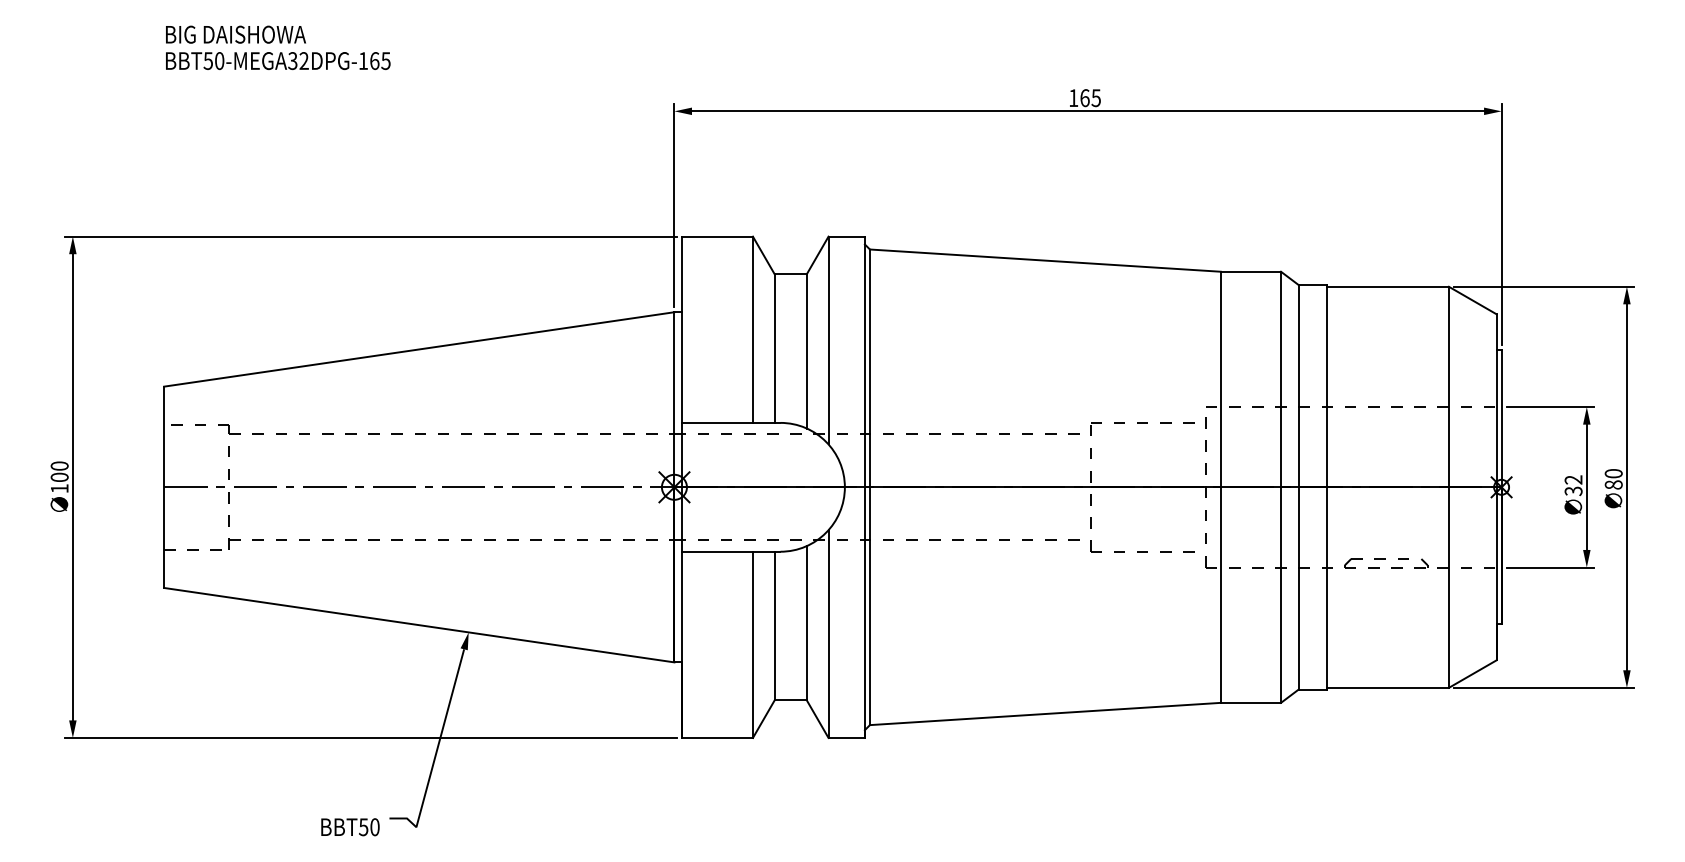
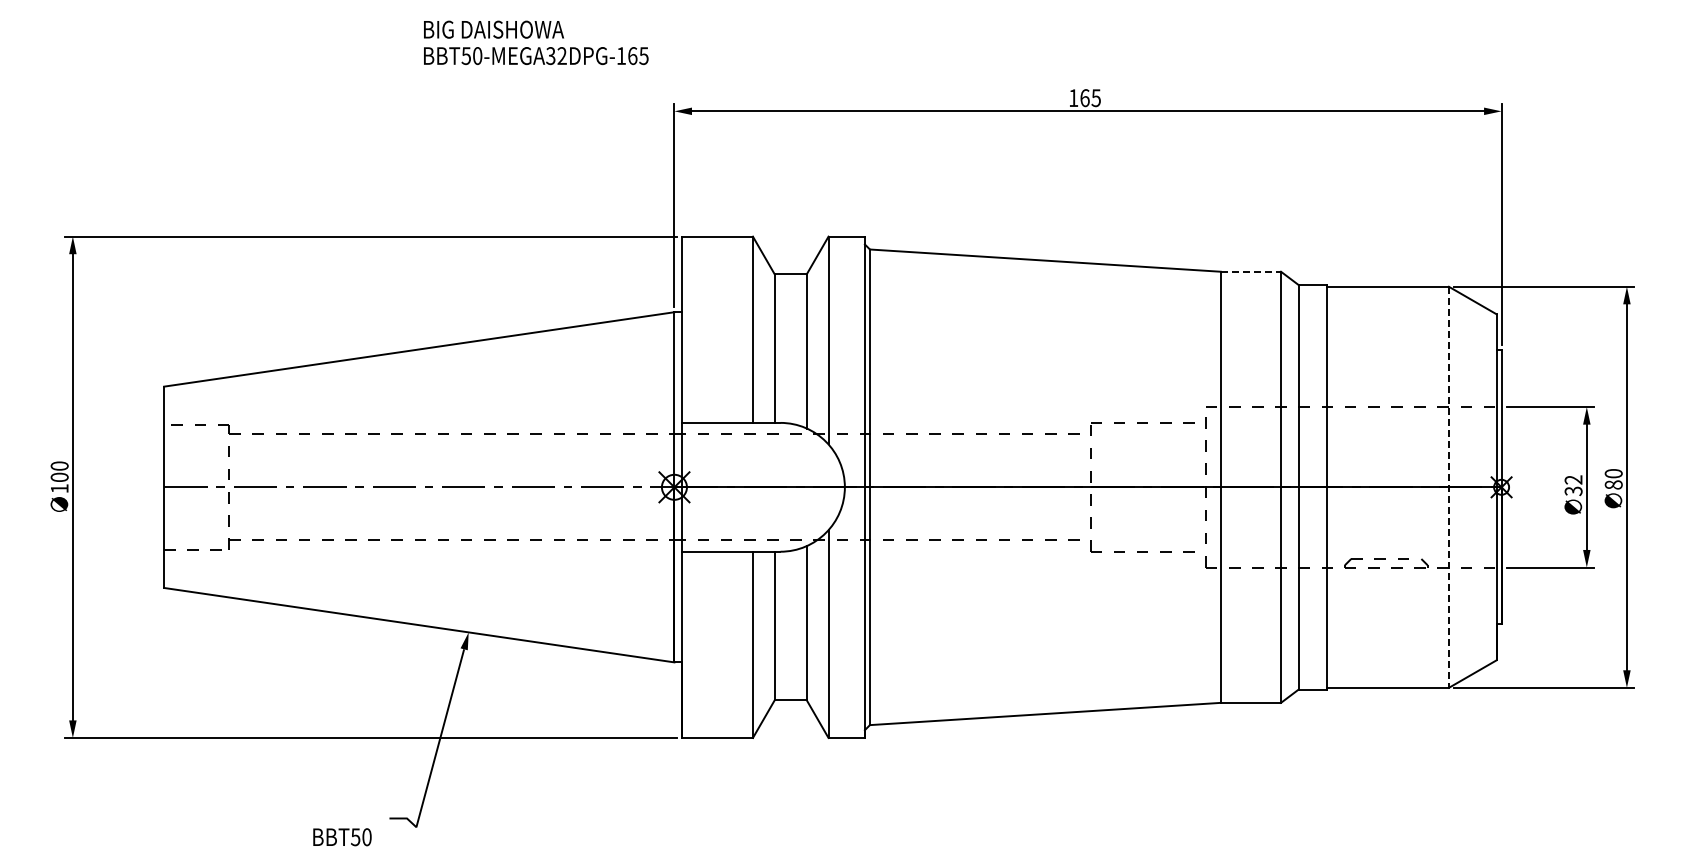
text position: (278, 47) -> (536, 42) (536, 42)
line: solid -> dashed (1251, 271)
line: solid -> dashed (1448, 487)
text position: (350, 827) -> (342, 837) (342, 837)
